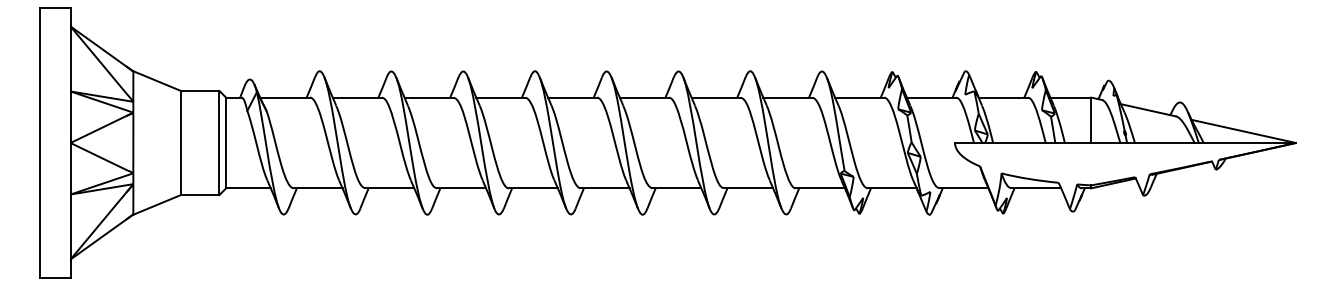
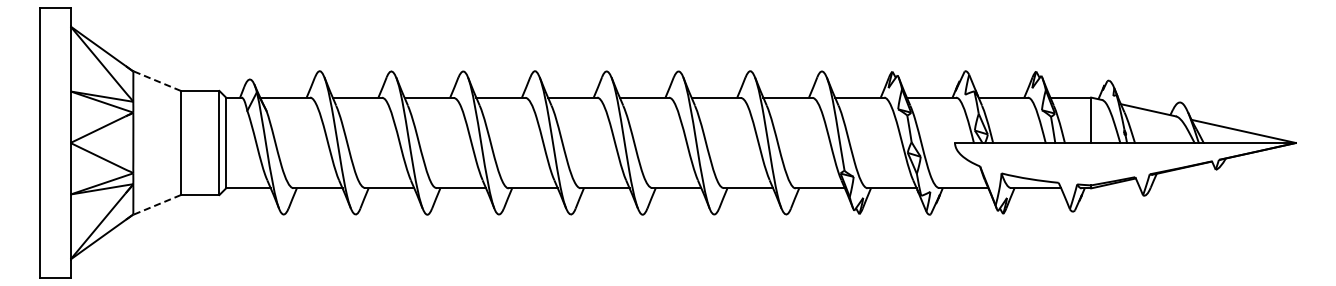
line: solid -> dashed (157, 81)
line: solid -> dashed (157, 204)
